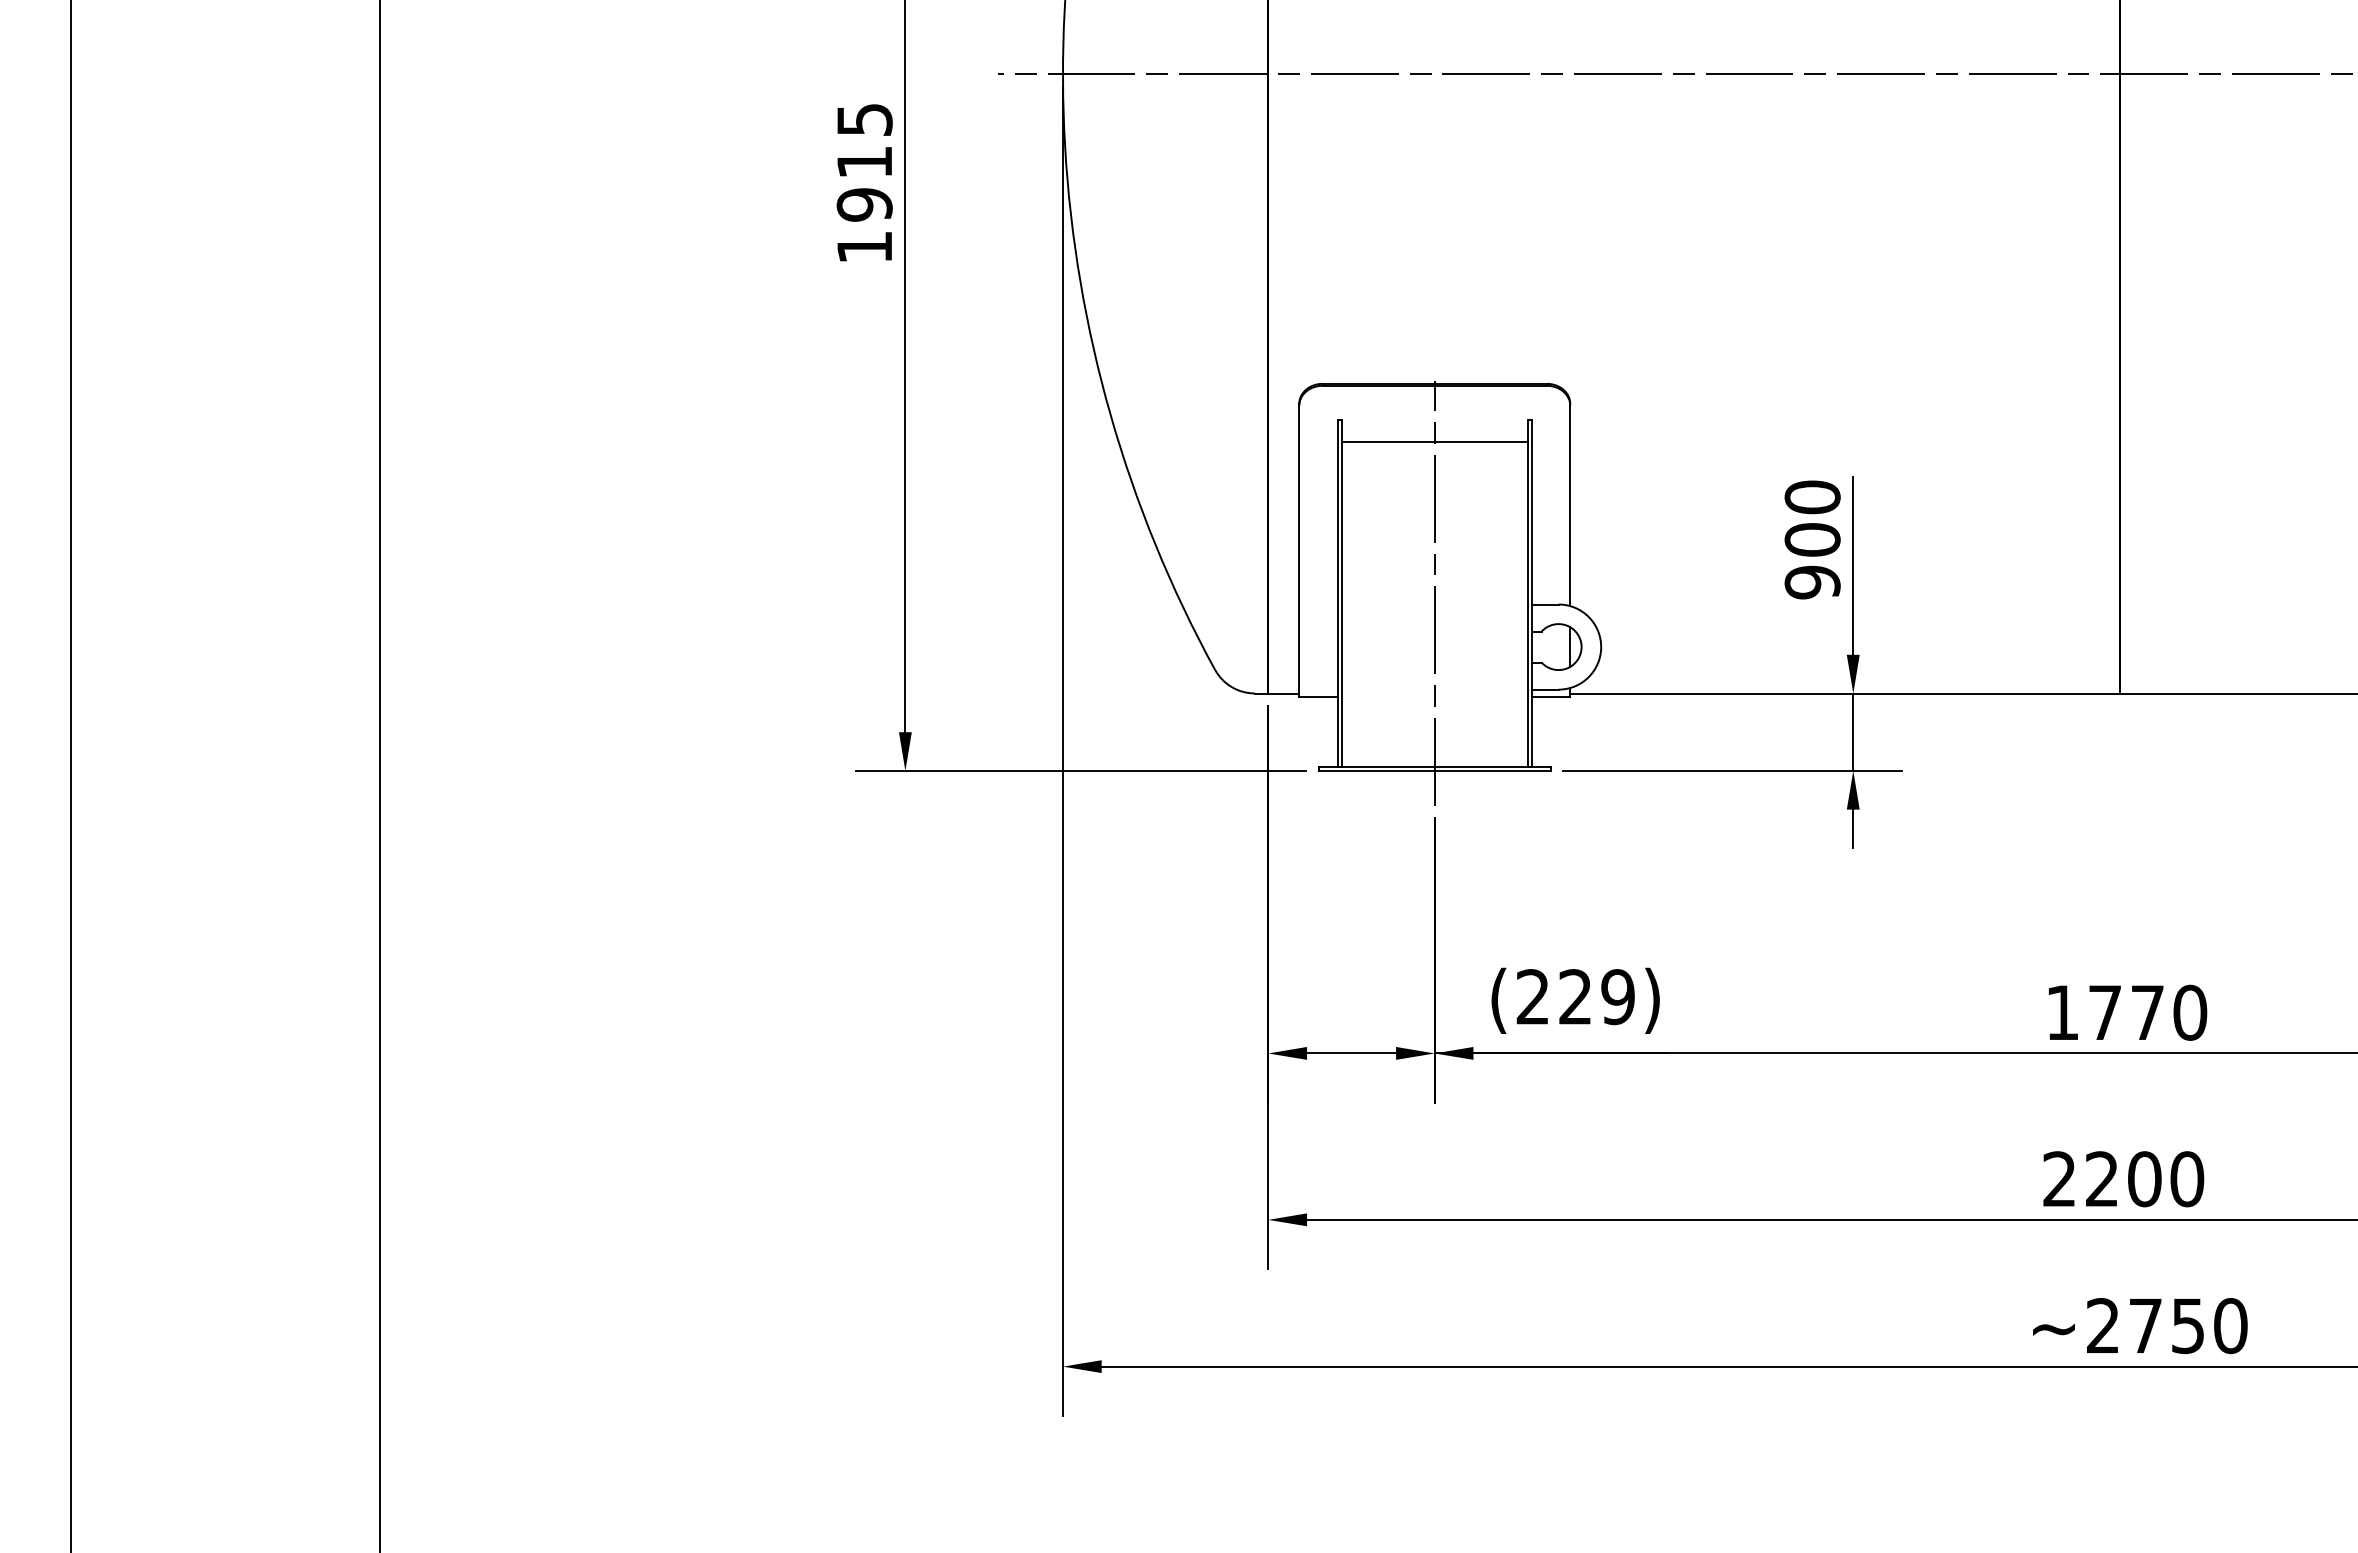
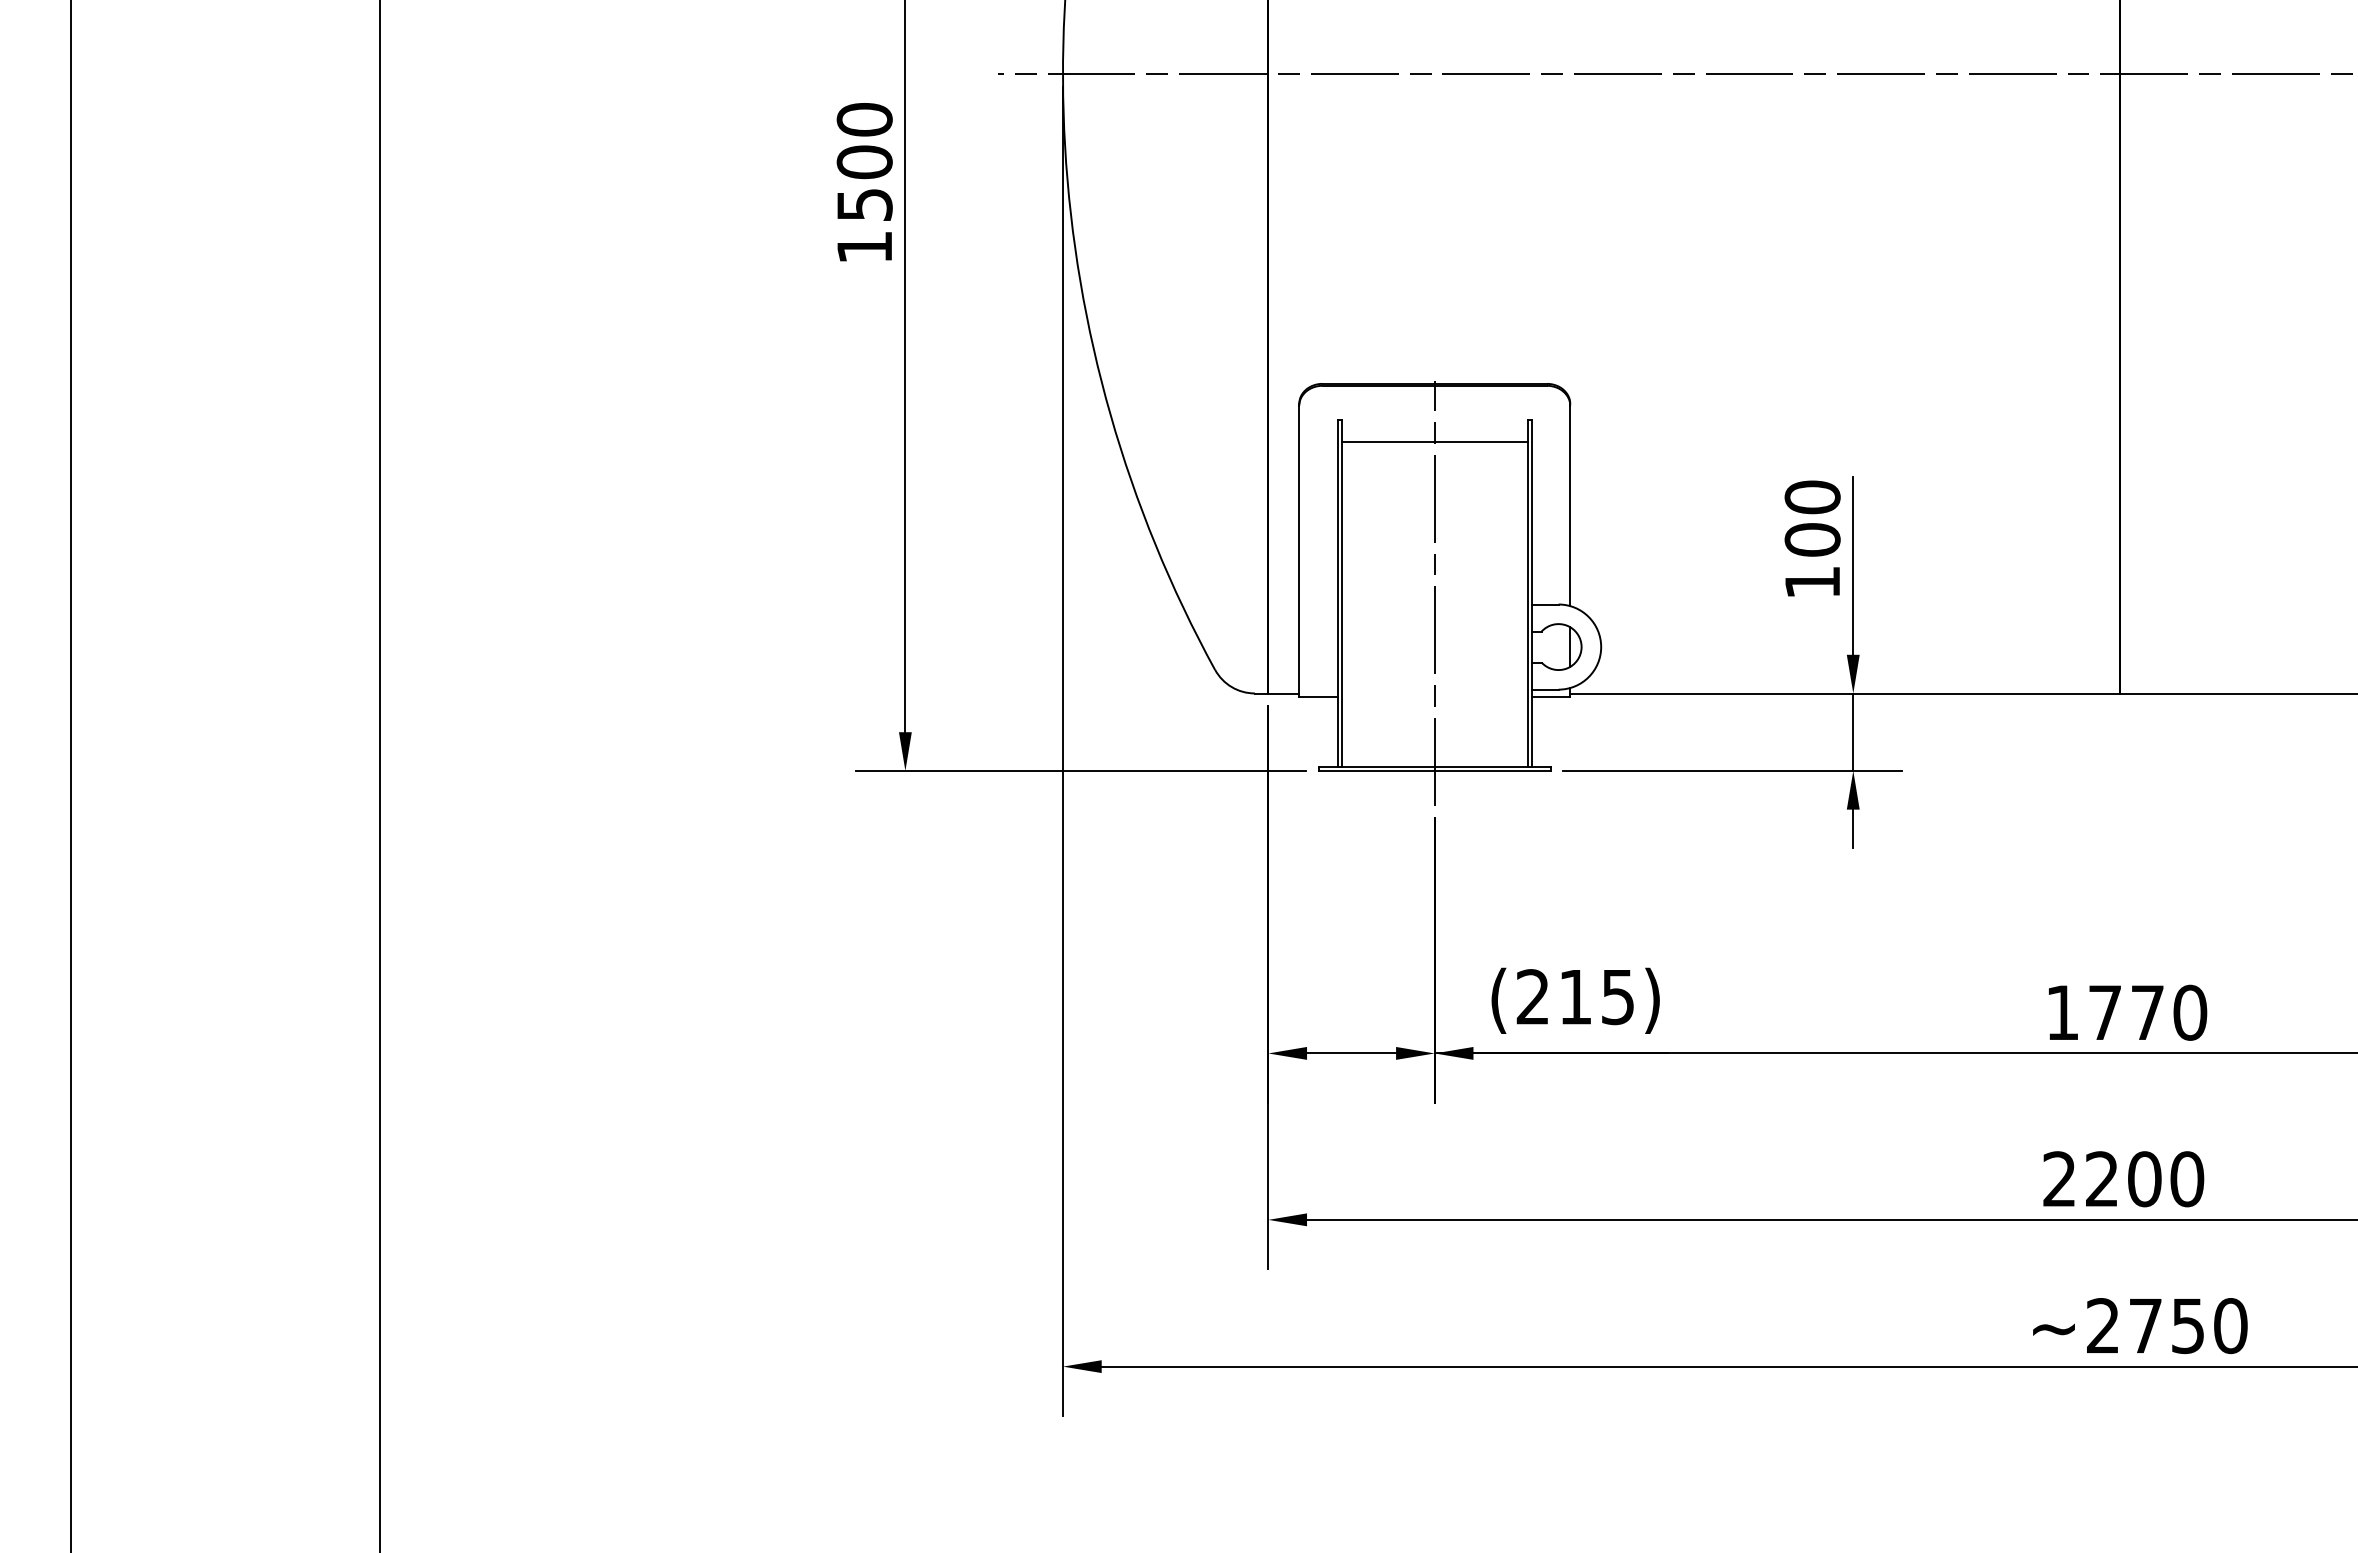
text: 1915 -> 1500 (864, 162)
text: 900 -> 100 (1812, 582)
text: (229) -> (215) (1596, 996)
